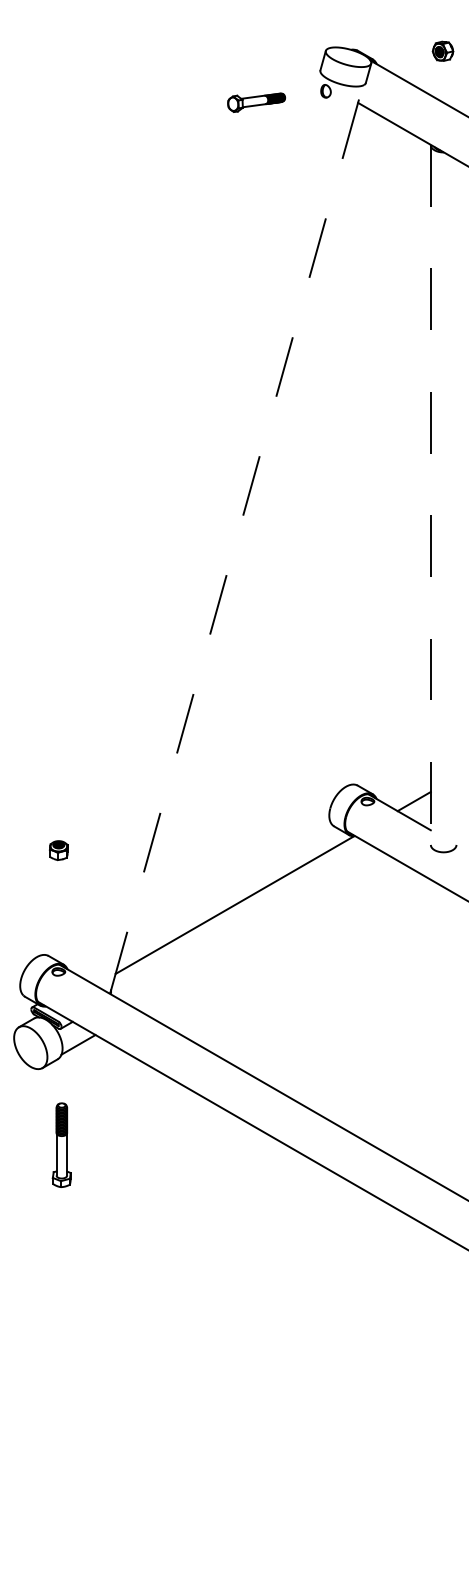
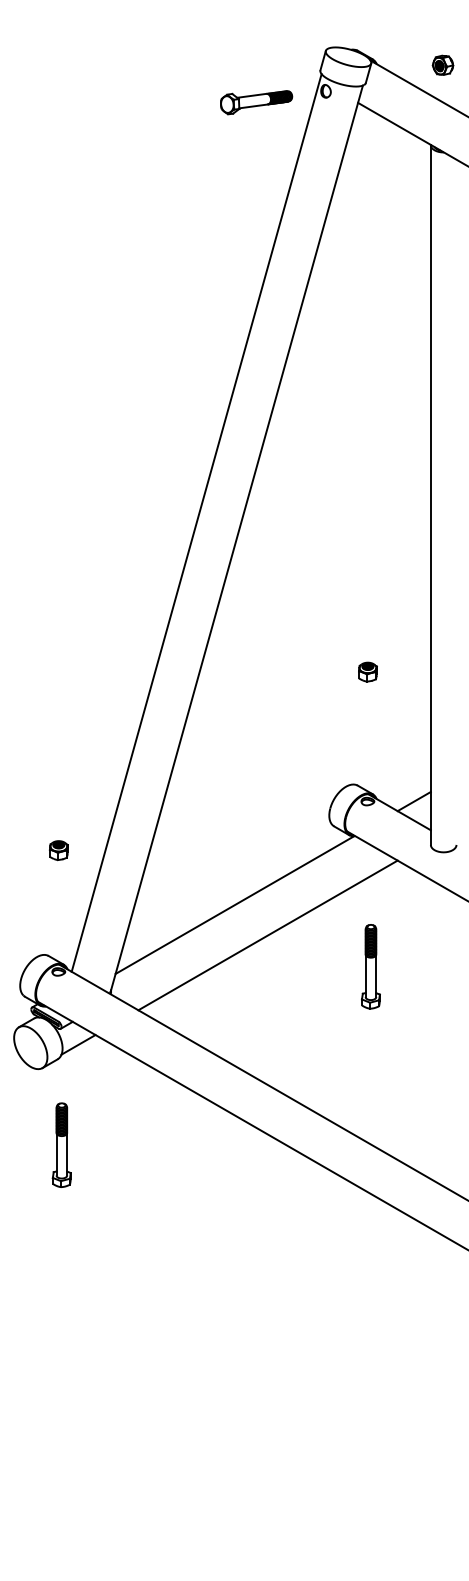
part position: (442, 50) -> (442, 64) (442, 64)
part size: 60x21 px -> 74x26 px (256, 102)
line: dashed -> solid (430, 495)
line: none -> present (196, 522)
line: dashed -> solid (236, 537)
part: none -> present (367, 671)
line: none -> present (267, 935)
part: none -> present (370, 966)
